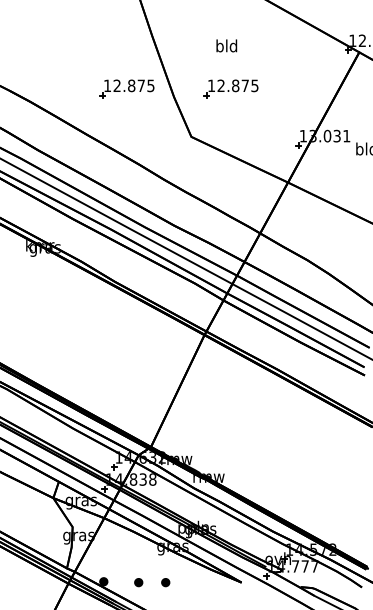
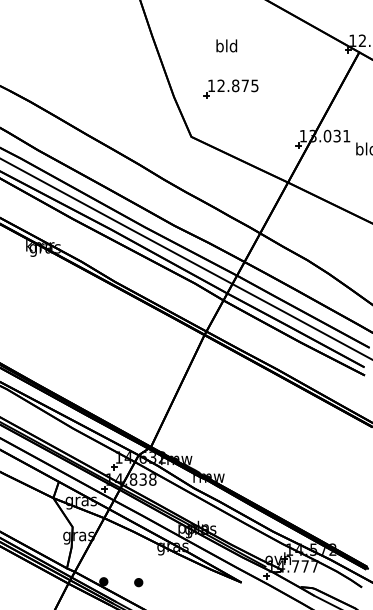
part: present -> none (126, 88)
part: present -> none (165, 582)
